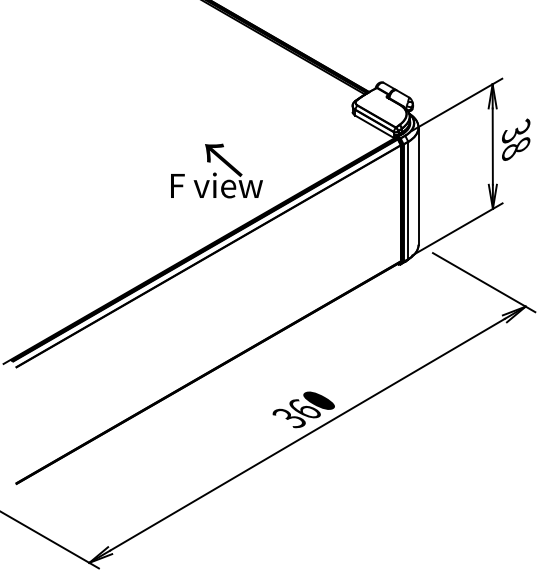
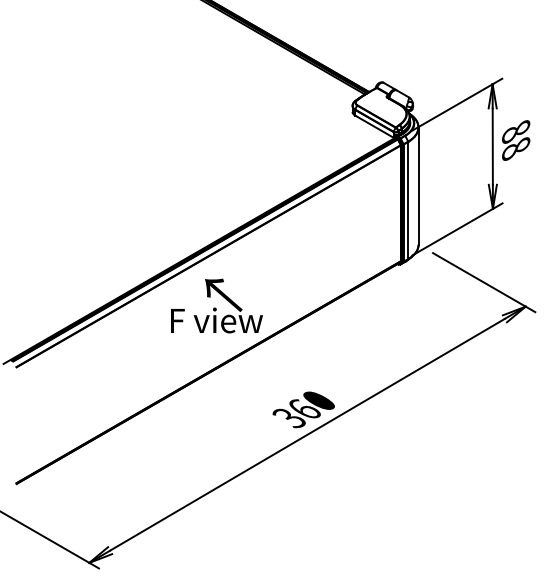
text: 38 -> 88 (516, 130)
text position: (216, 170) -> (216, 305) (216, 305)
